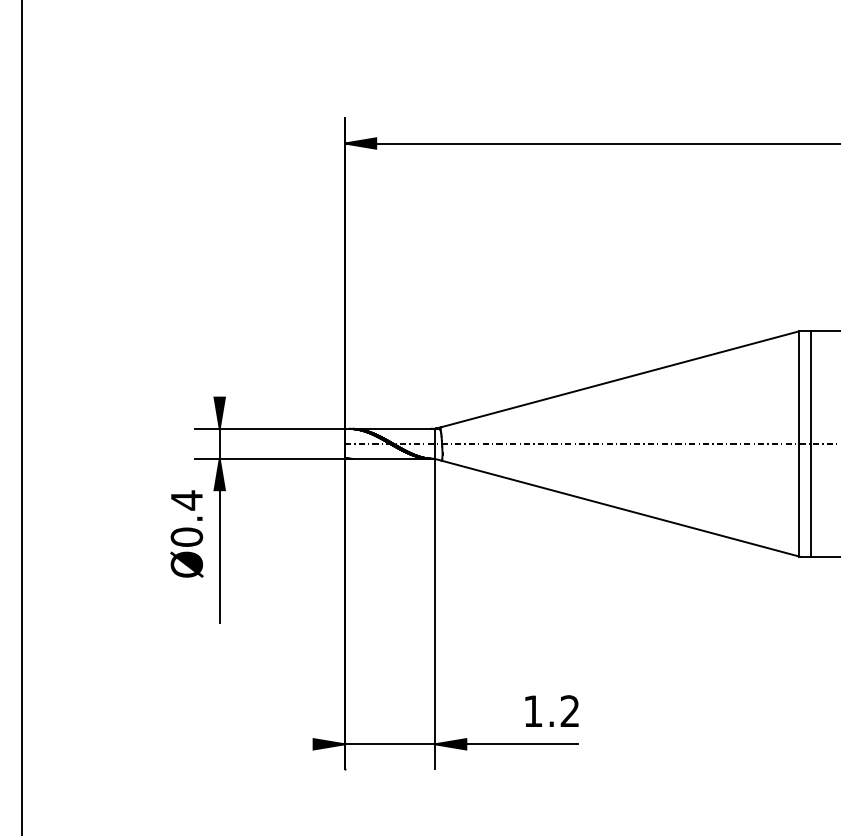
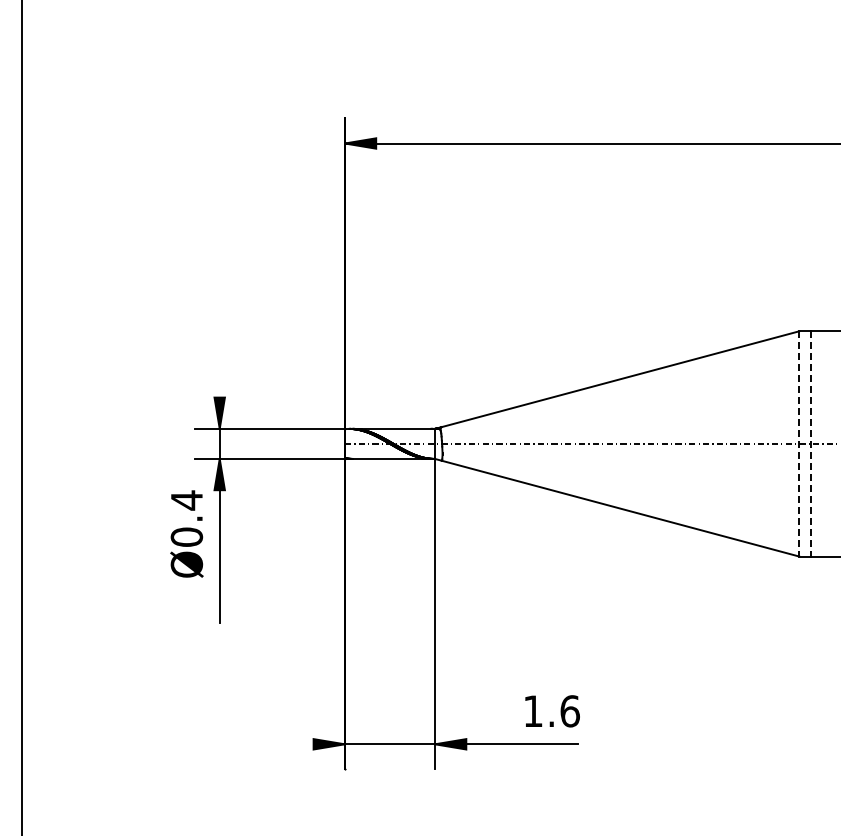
line: solid -> dashed (799, 443)
line: solid -> dashed (810, 443)
text: 1.2 -> 1.6 (569, 711)
